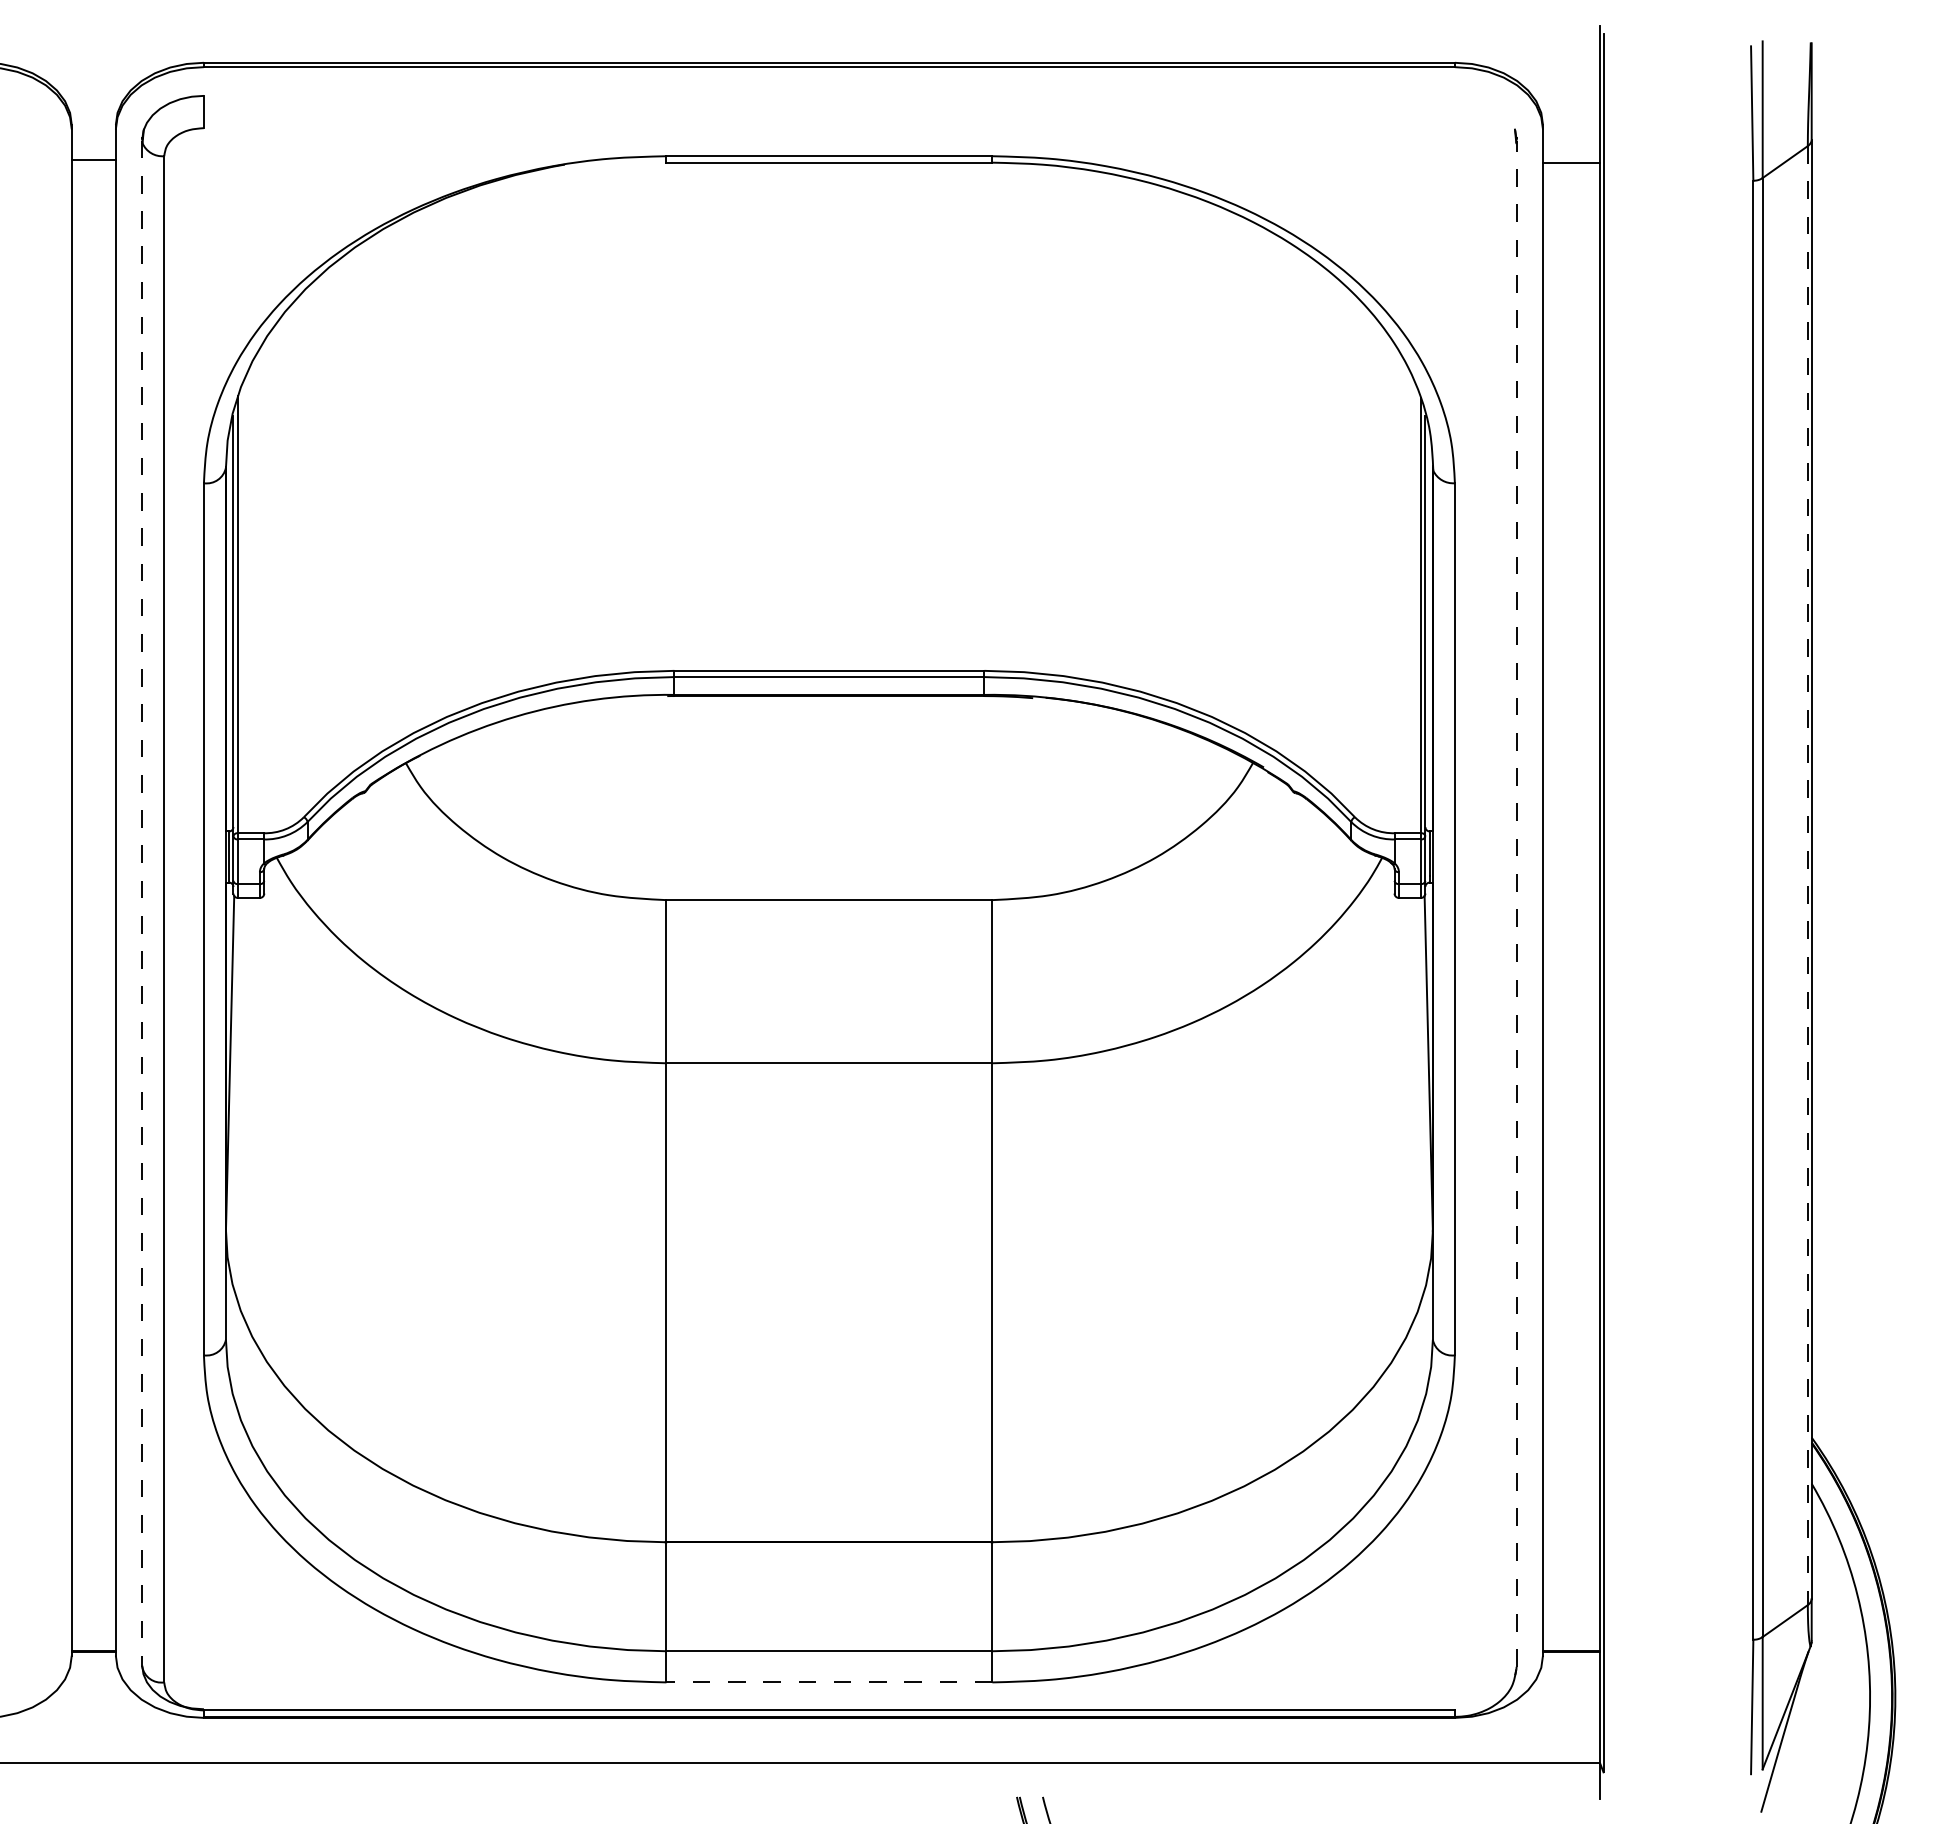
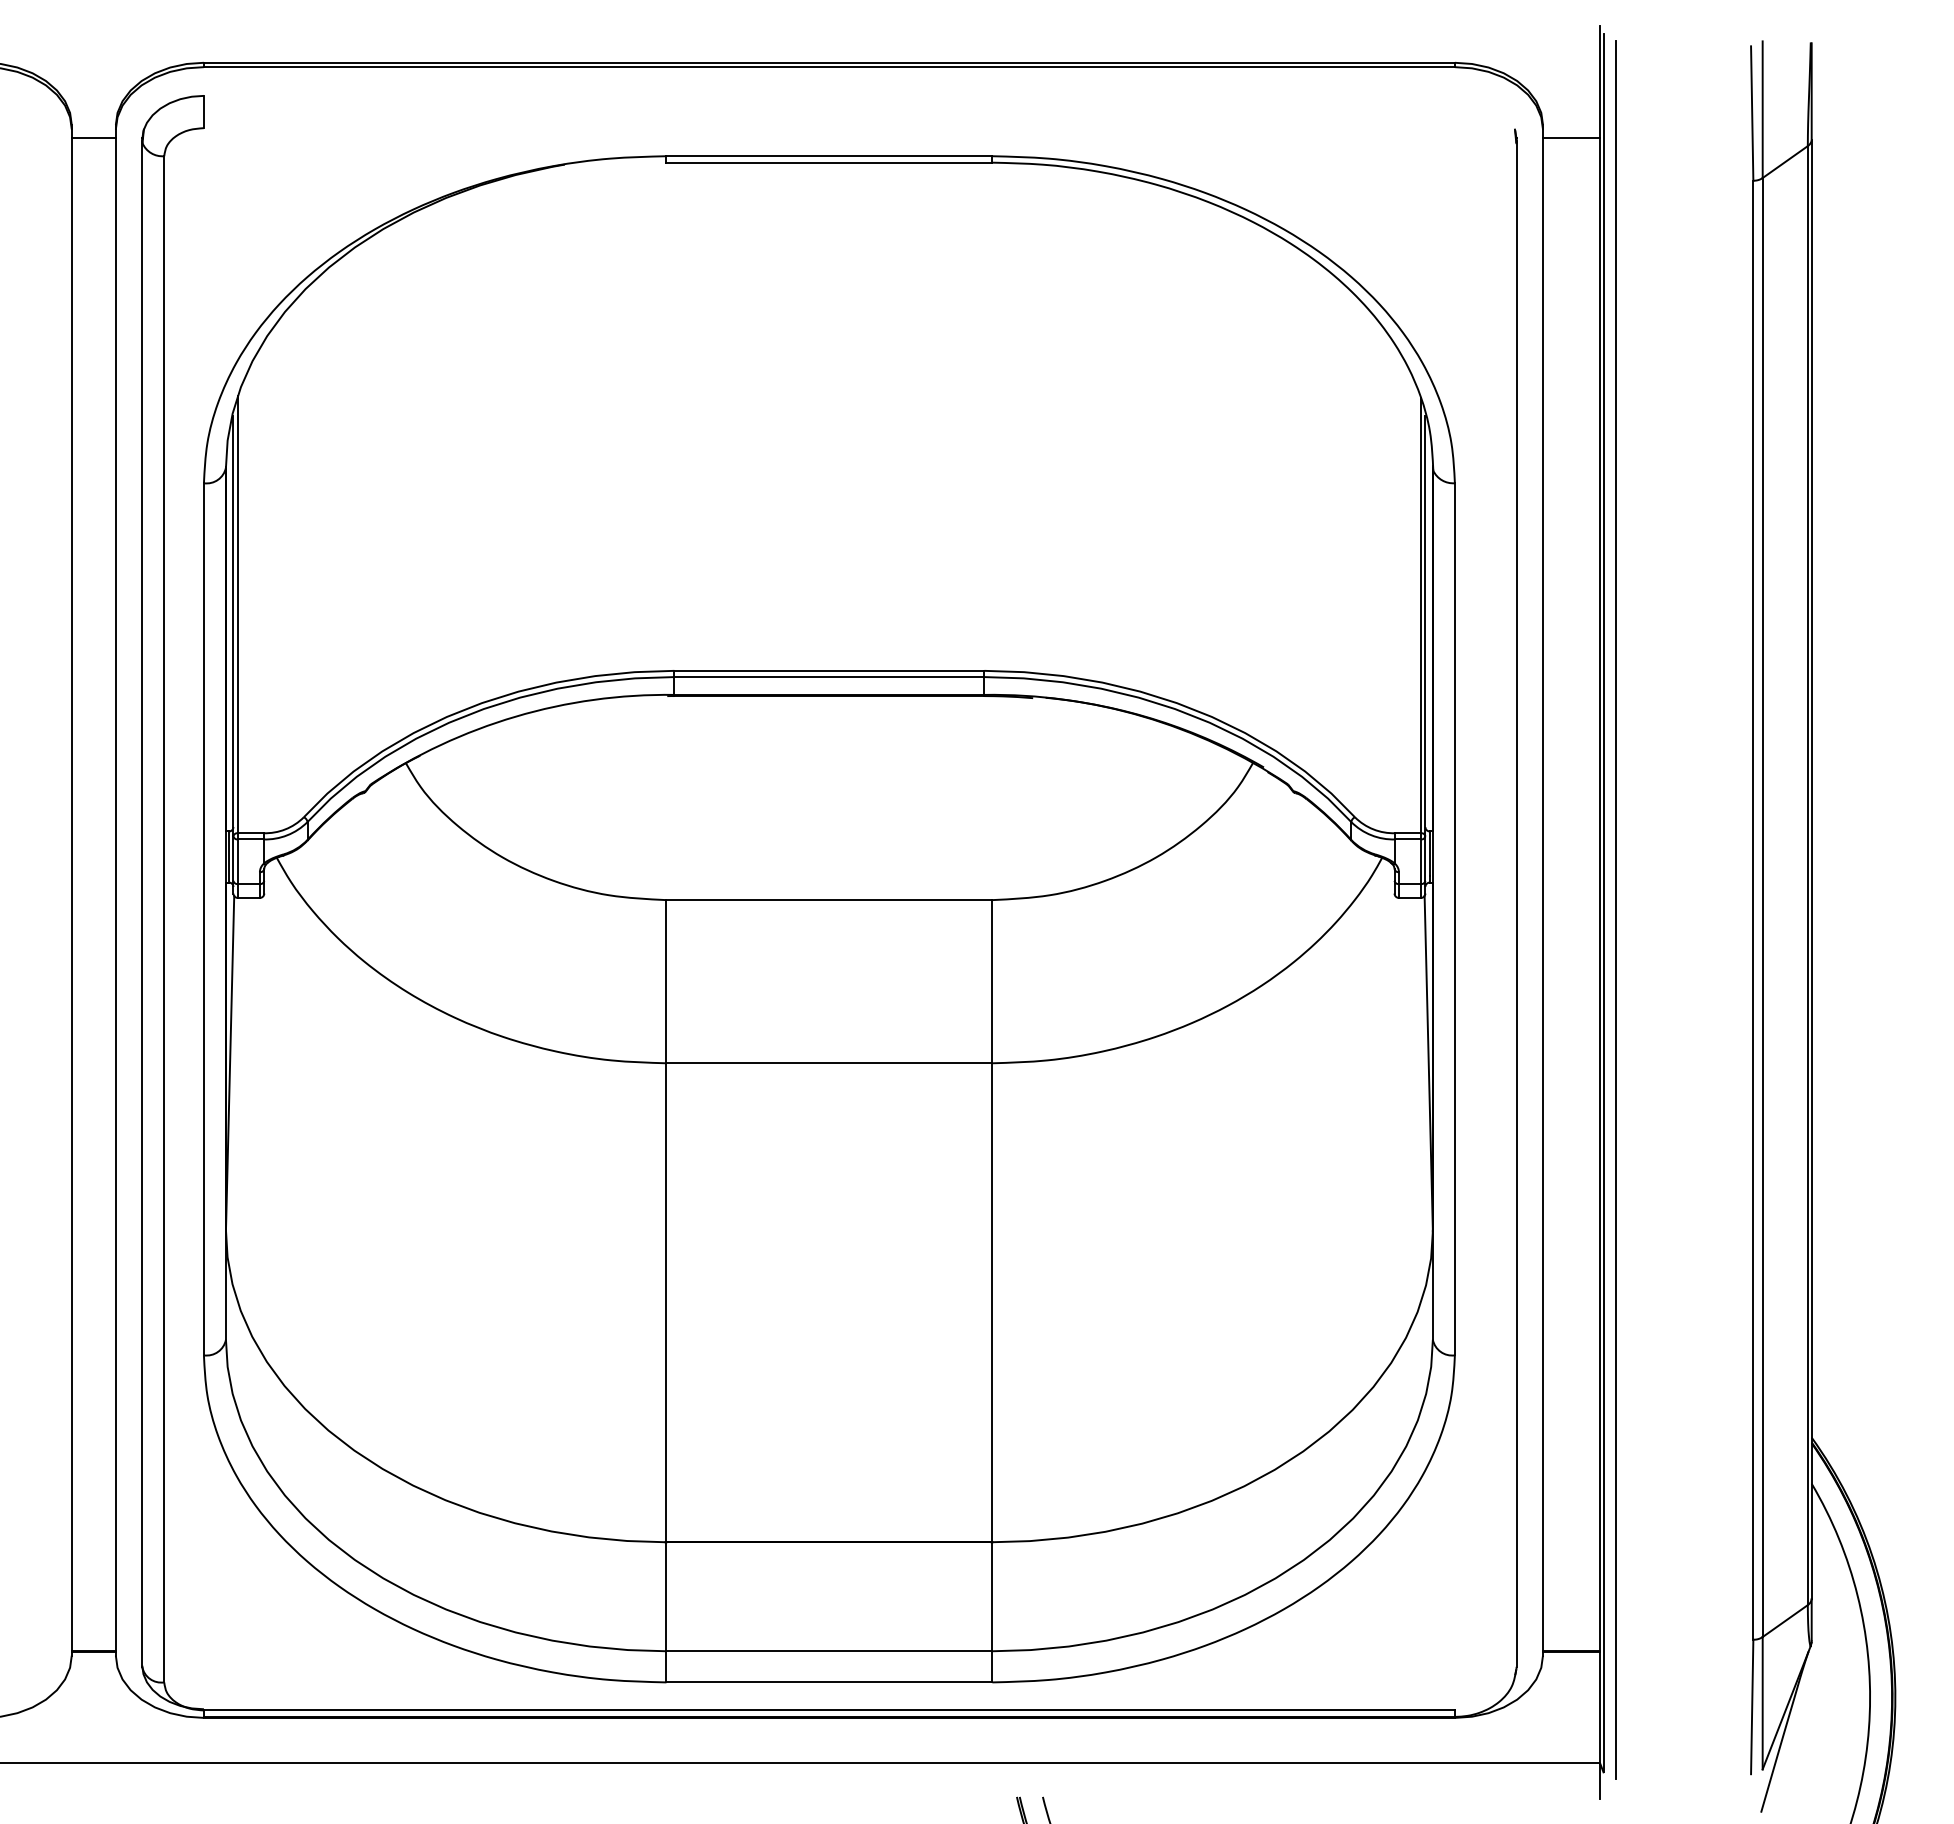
line position: (93, 160) -> (93, 138) (93, 138)
line position: (1571, 163) -> (1571, 138) (1571, 138)
line: dashed -> solid (1807, 876)
line: dashed -> solid (1516, 903)
line: dashed -> solid (142, 904)
line: none -> present (1616, 910)
line: dashed -> solid (829, 1682)
